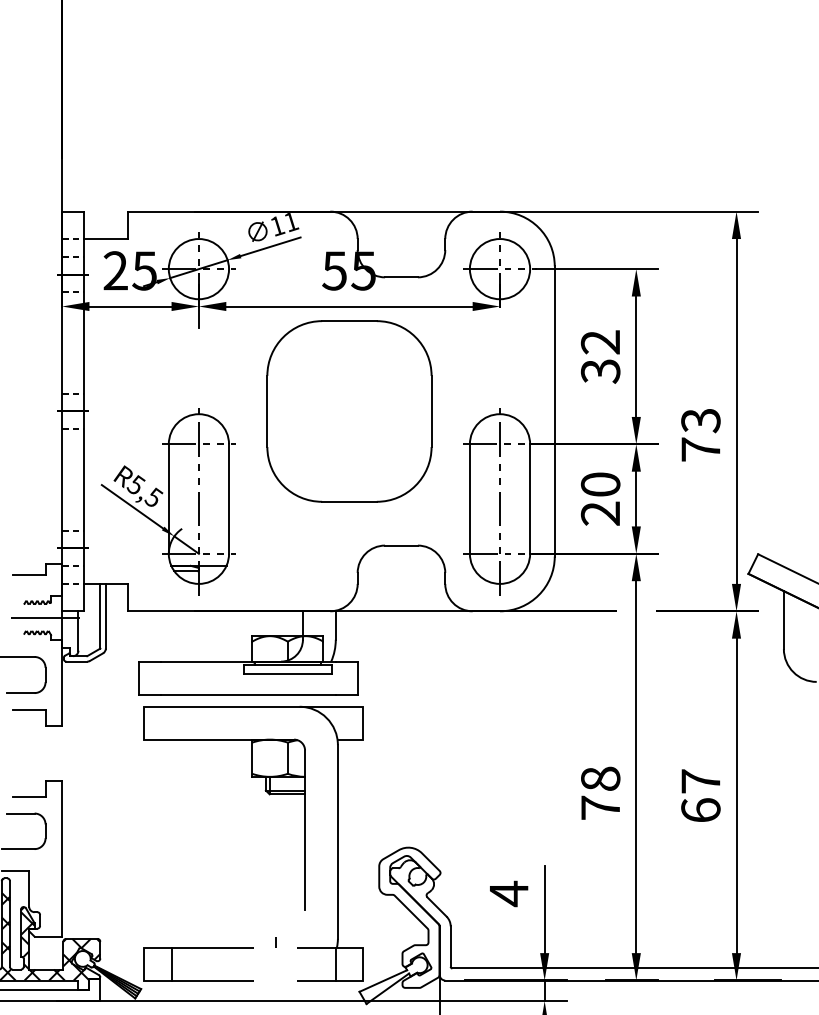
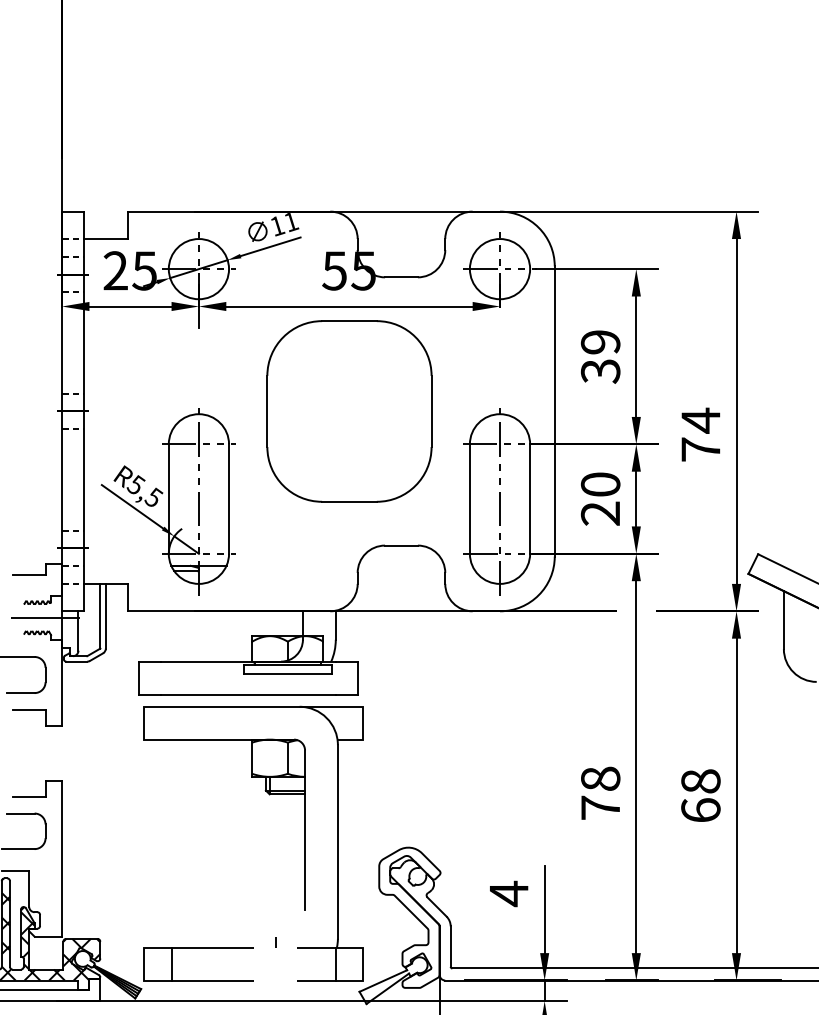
text: 32 -> 39 (600, 342)
text: 73 -> 74 (700, 420)
text: 67 -> 68 (700, 781)
